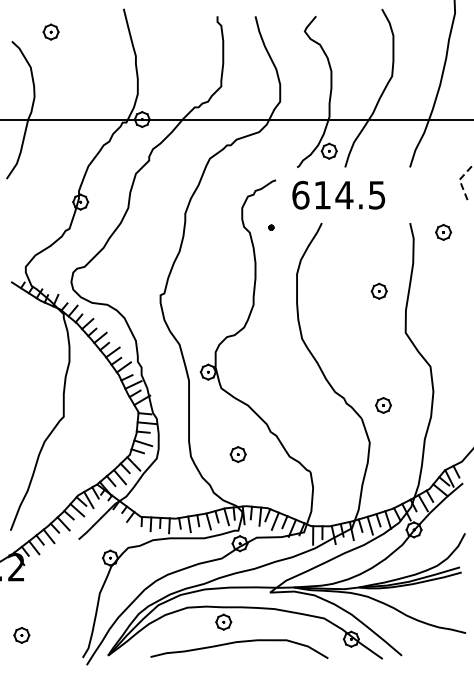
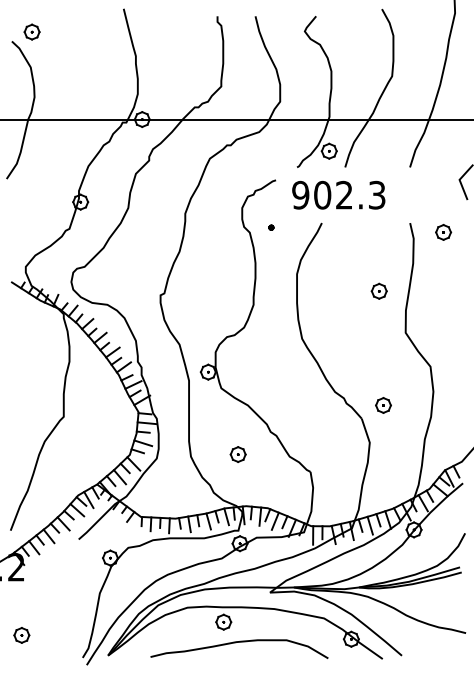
part position: (50, 31) -> (31, 31) (31, 31)
line: dashed -> solid (459, 179)
text: 614.5 -> 902.3 (338, 194)
